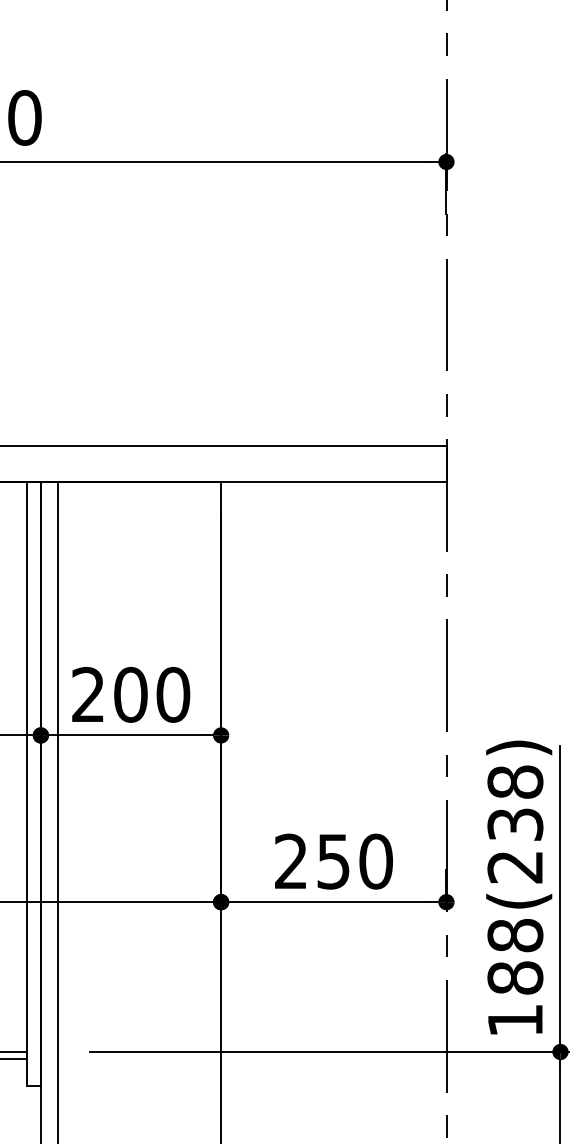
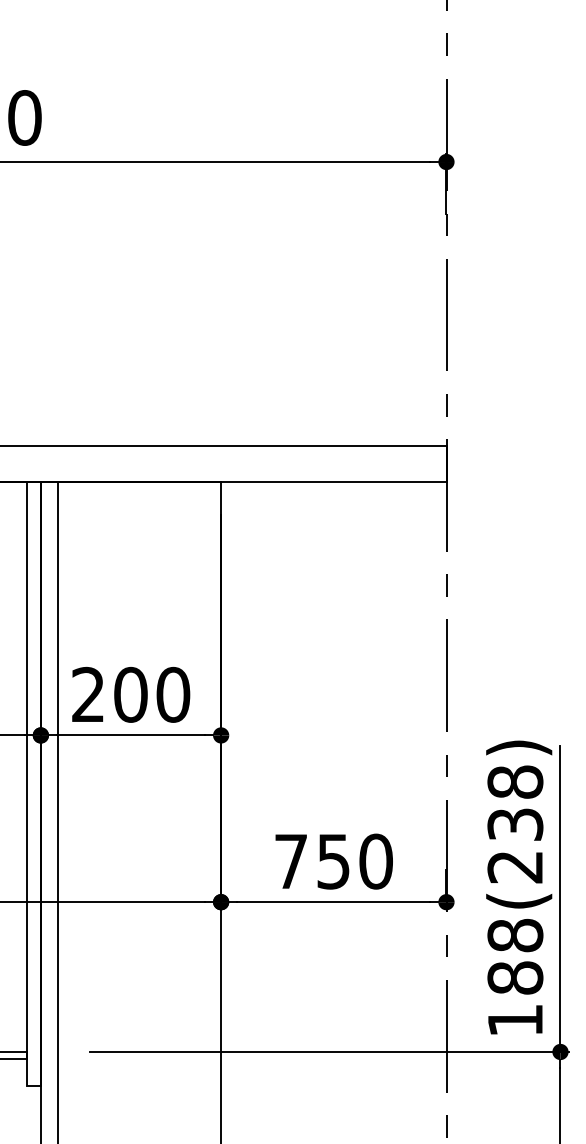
text: 250 -> 750 (290, 860)
